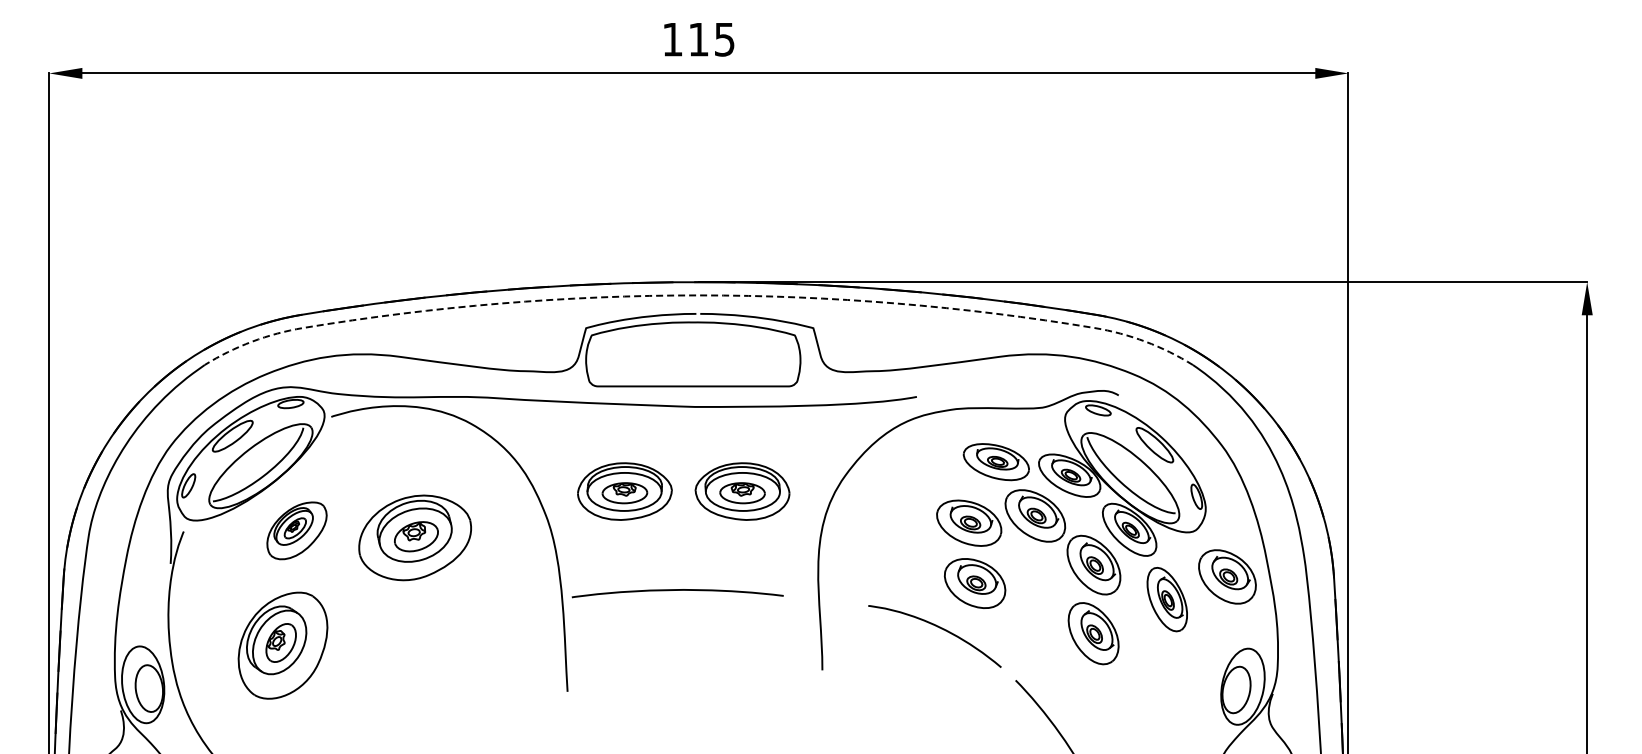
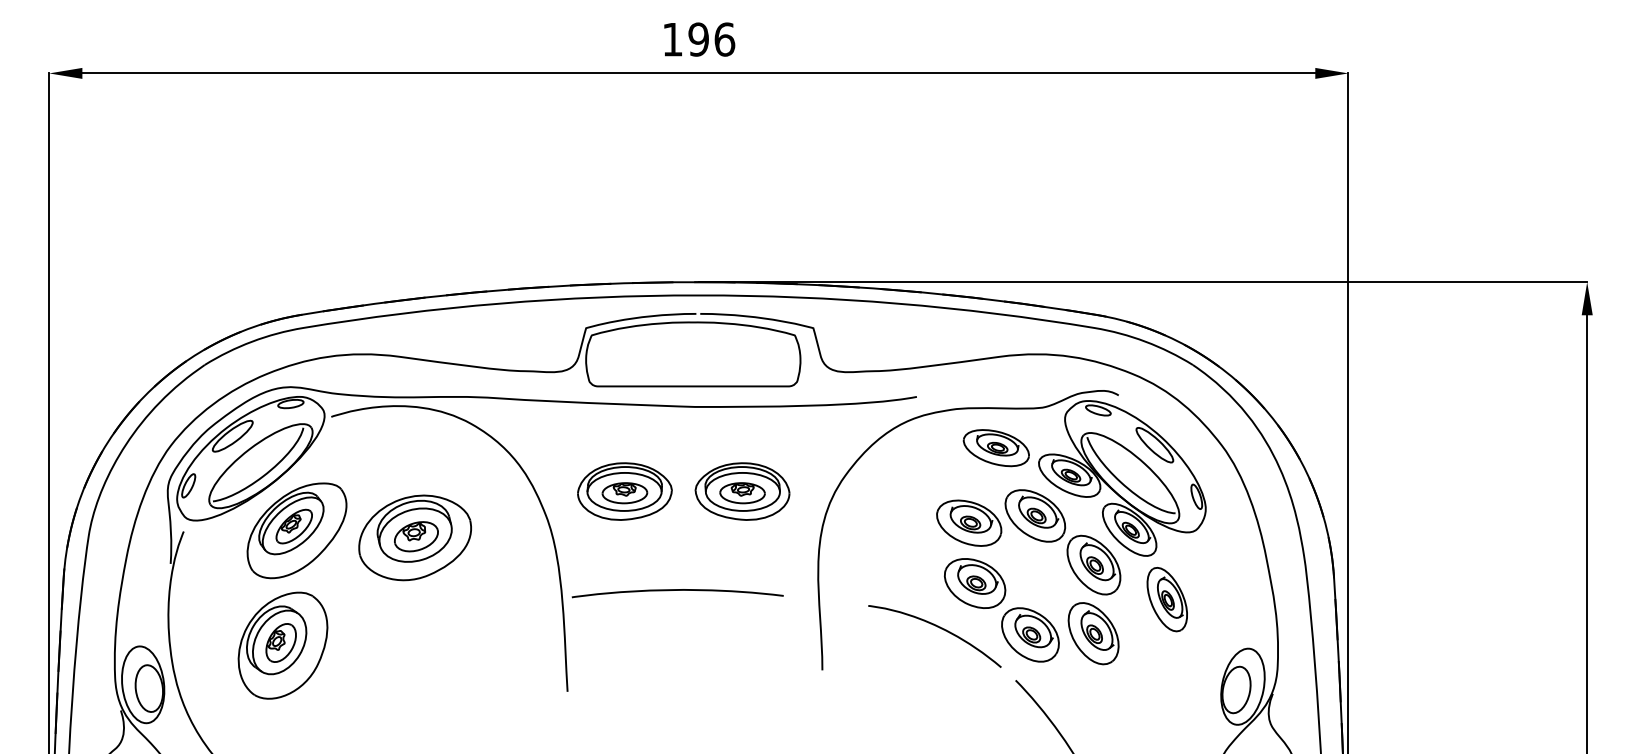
text: 115 -> 196 (711, 39)
line: dashed -> solid (698, 295)
part position: (995, 462) -> (995, 448) (995, 448)
part size: 62x60 px -> 102x98 px (296, 530)
part position: (1227, 576) -> (1030, 634) (1030, 634)
